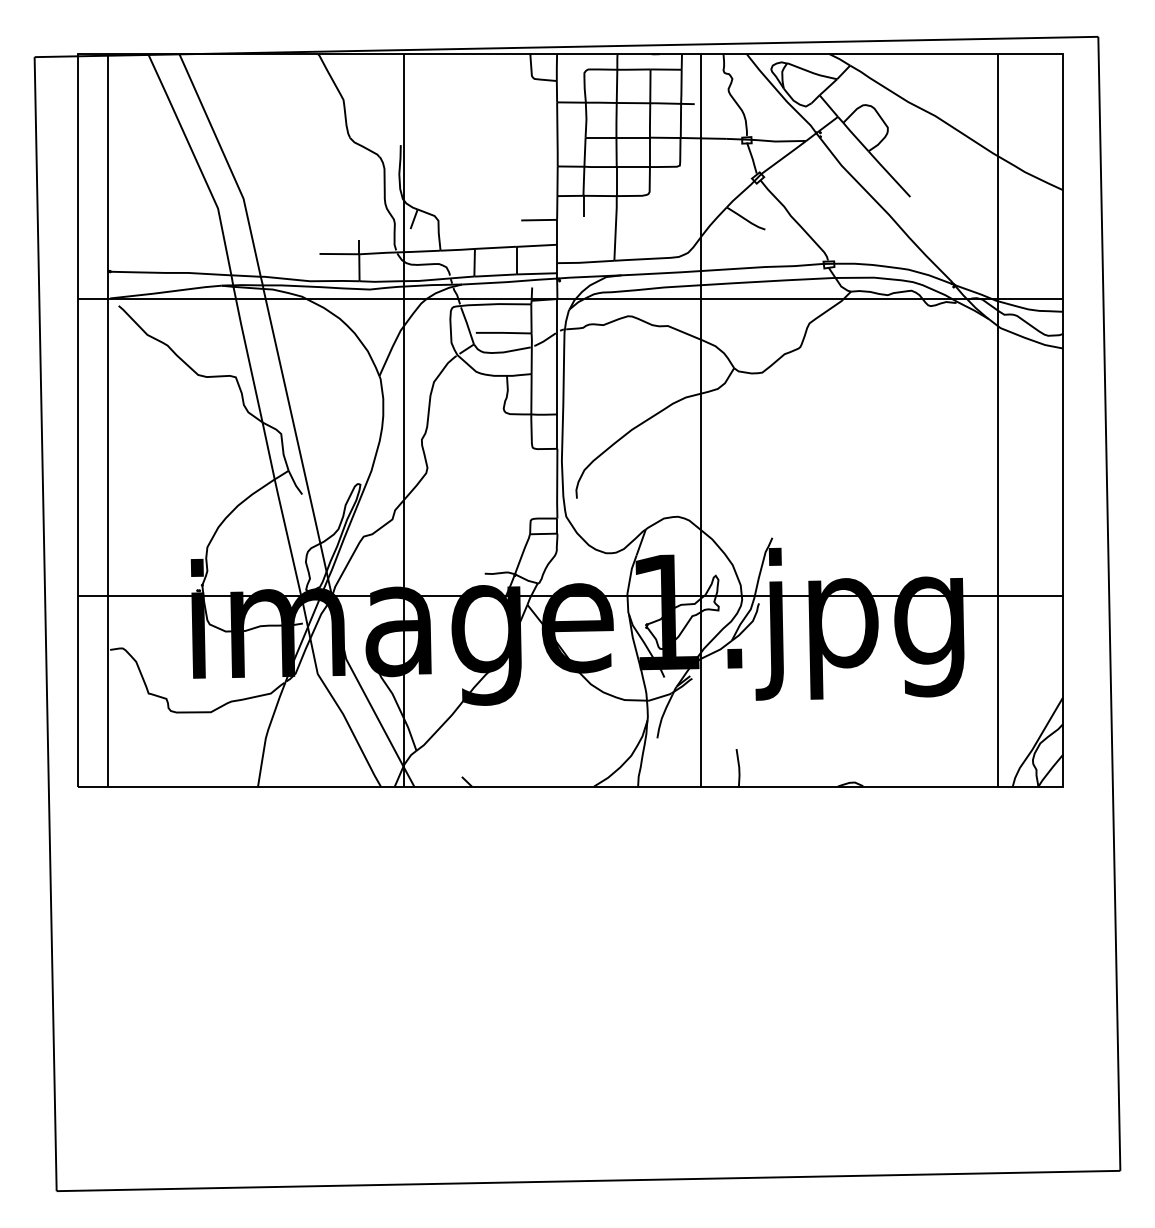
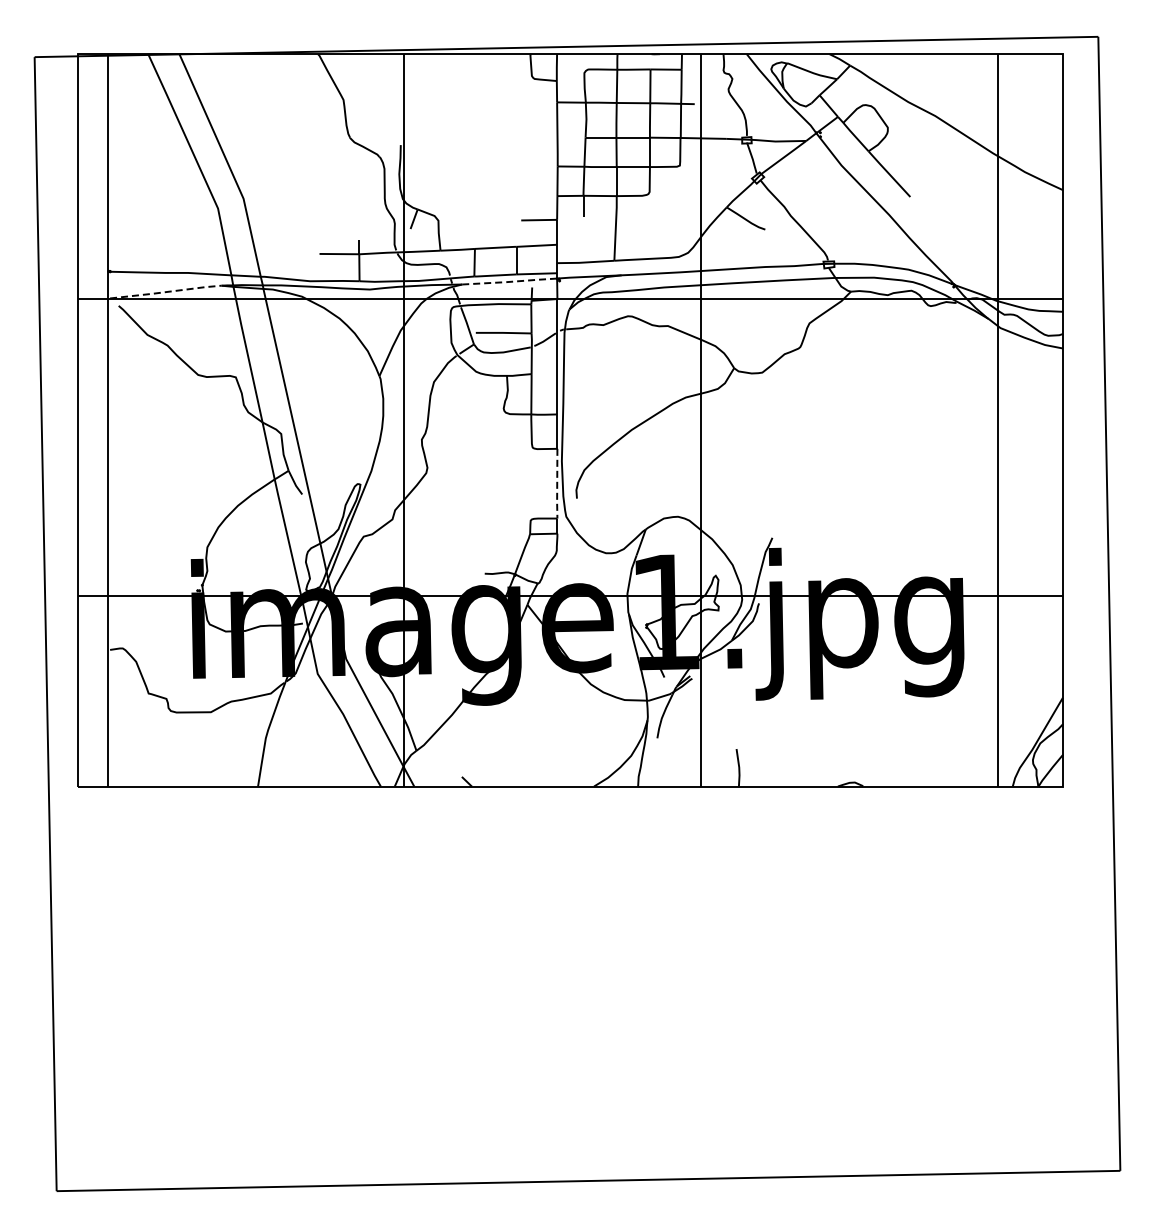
line: solid -> dashed (510, 281)
line: solid -> dashed (166, 292)
line: solid -> dashed (557, 484)
